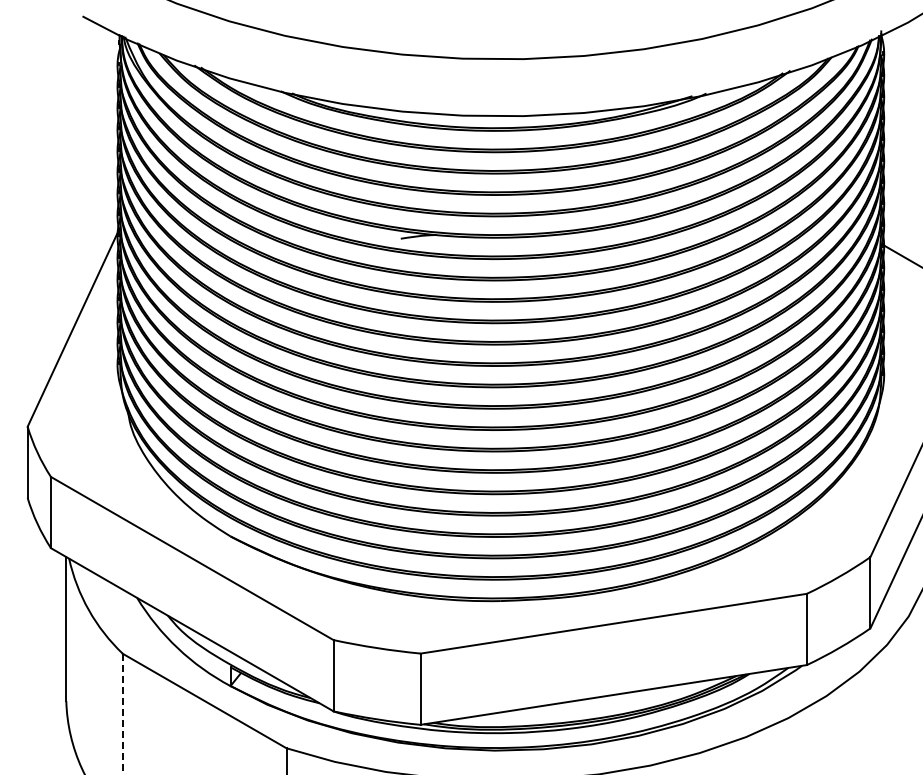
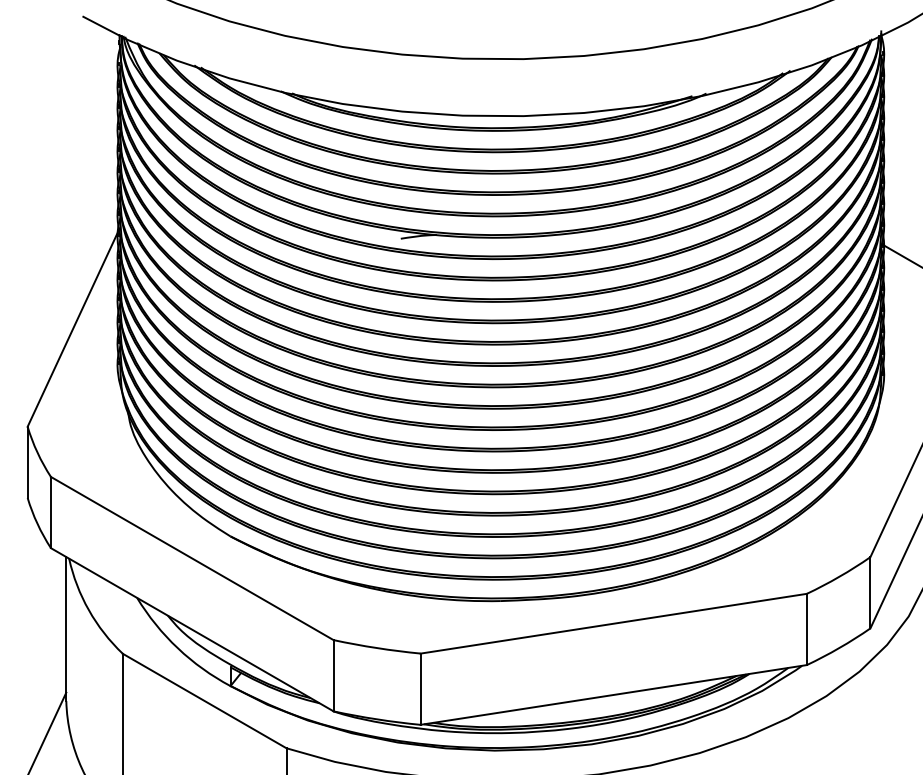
line: dashed -> solid (122, 714)
line: none -> present (47, 731)
